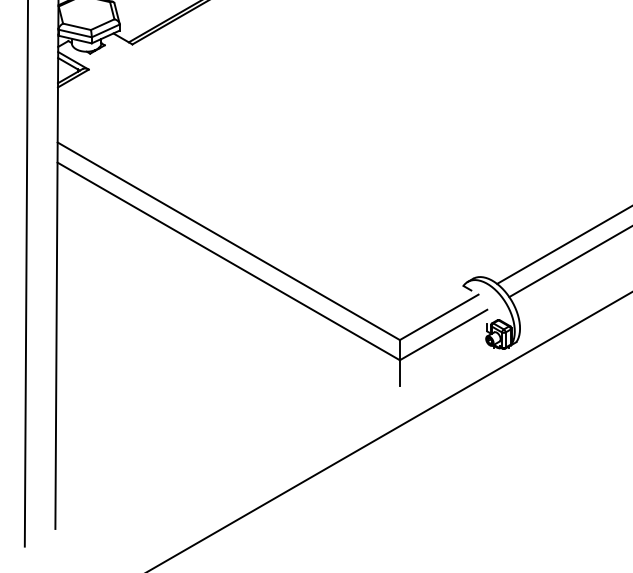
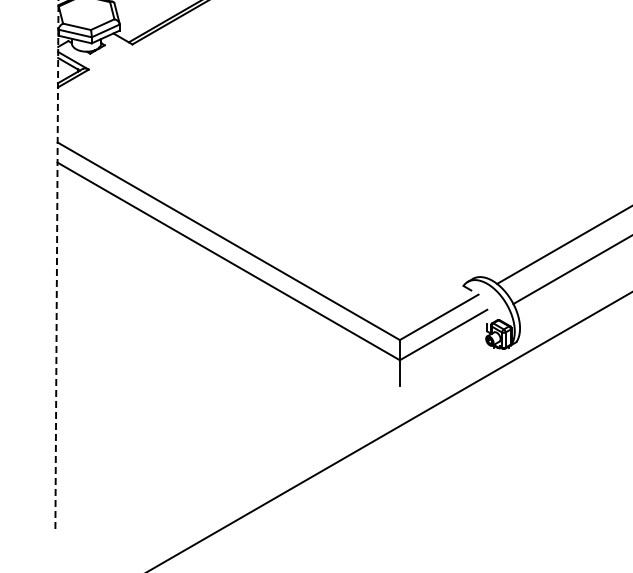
line position: (569, 262) -> (571, 270) (571, 270)
line: solid -> dashed (56, 264)
line: present -> none (26, 274)
